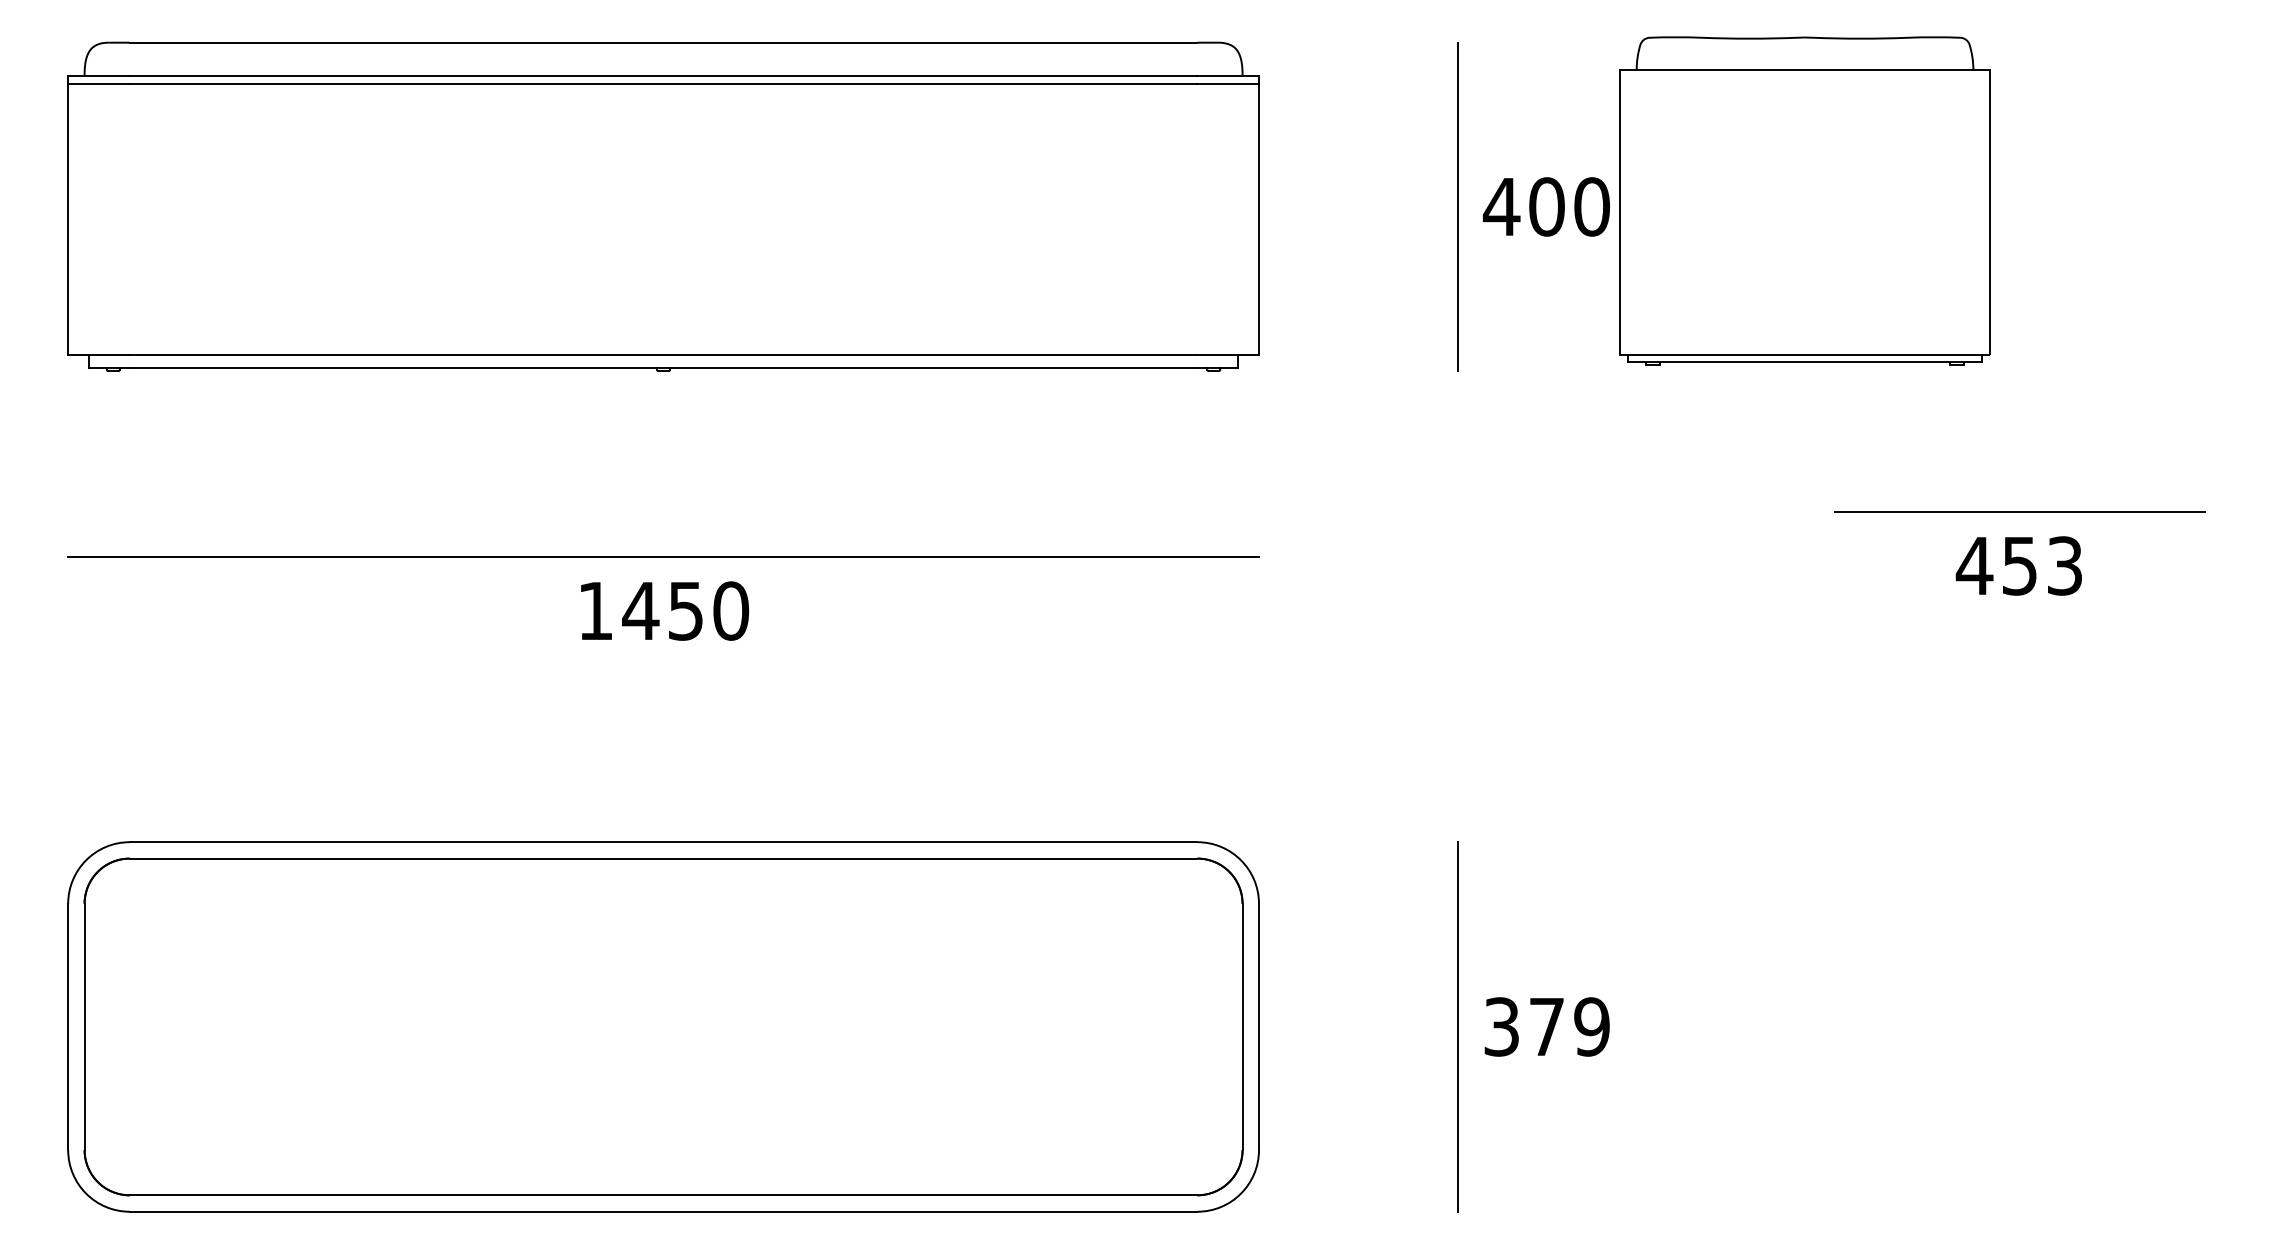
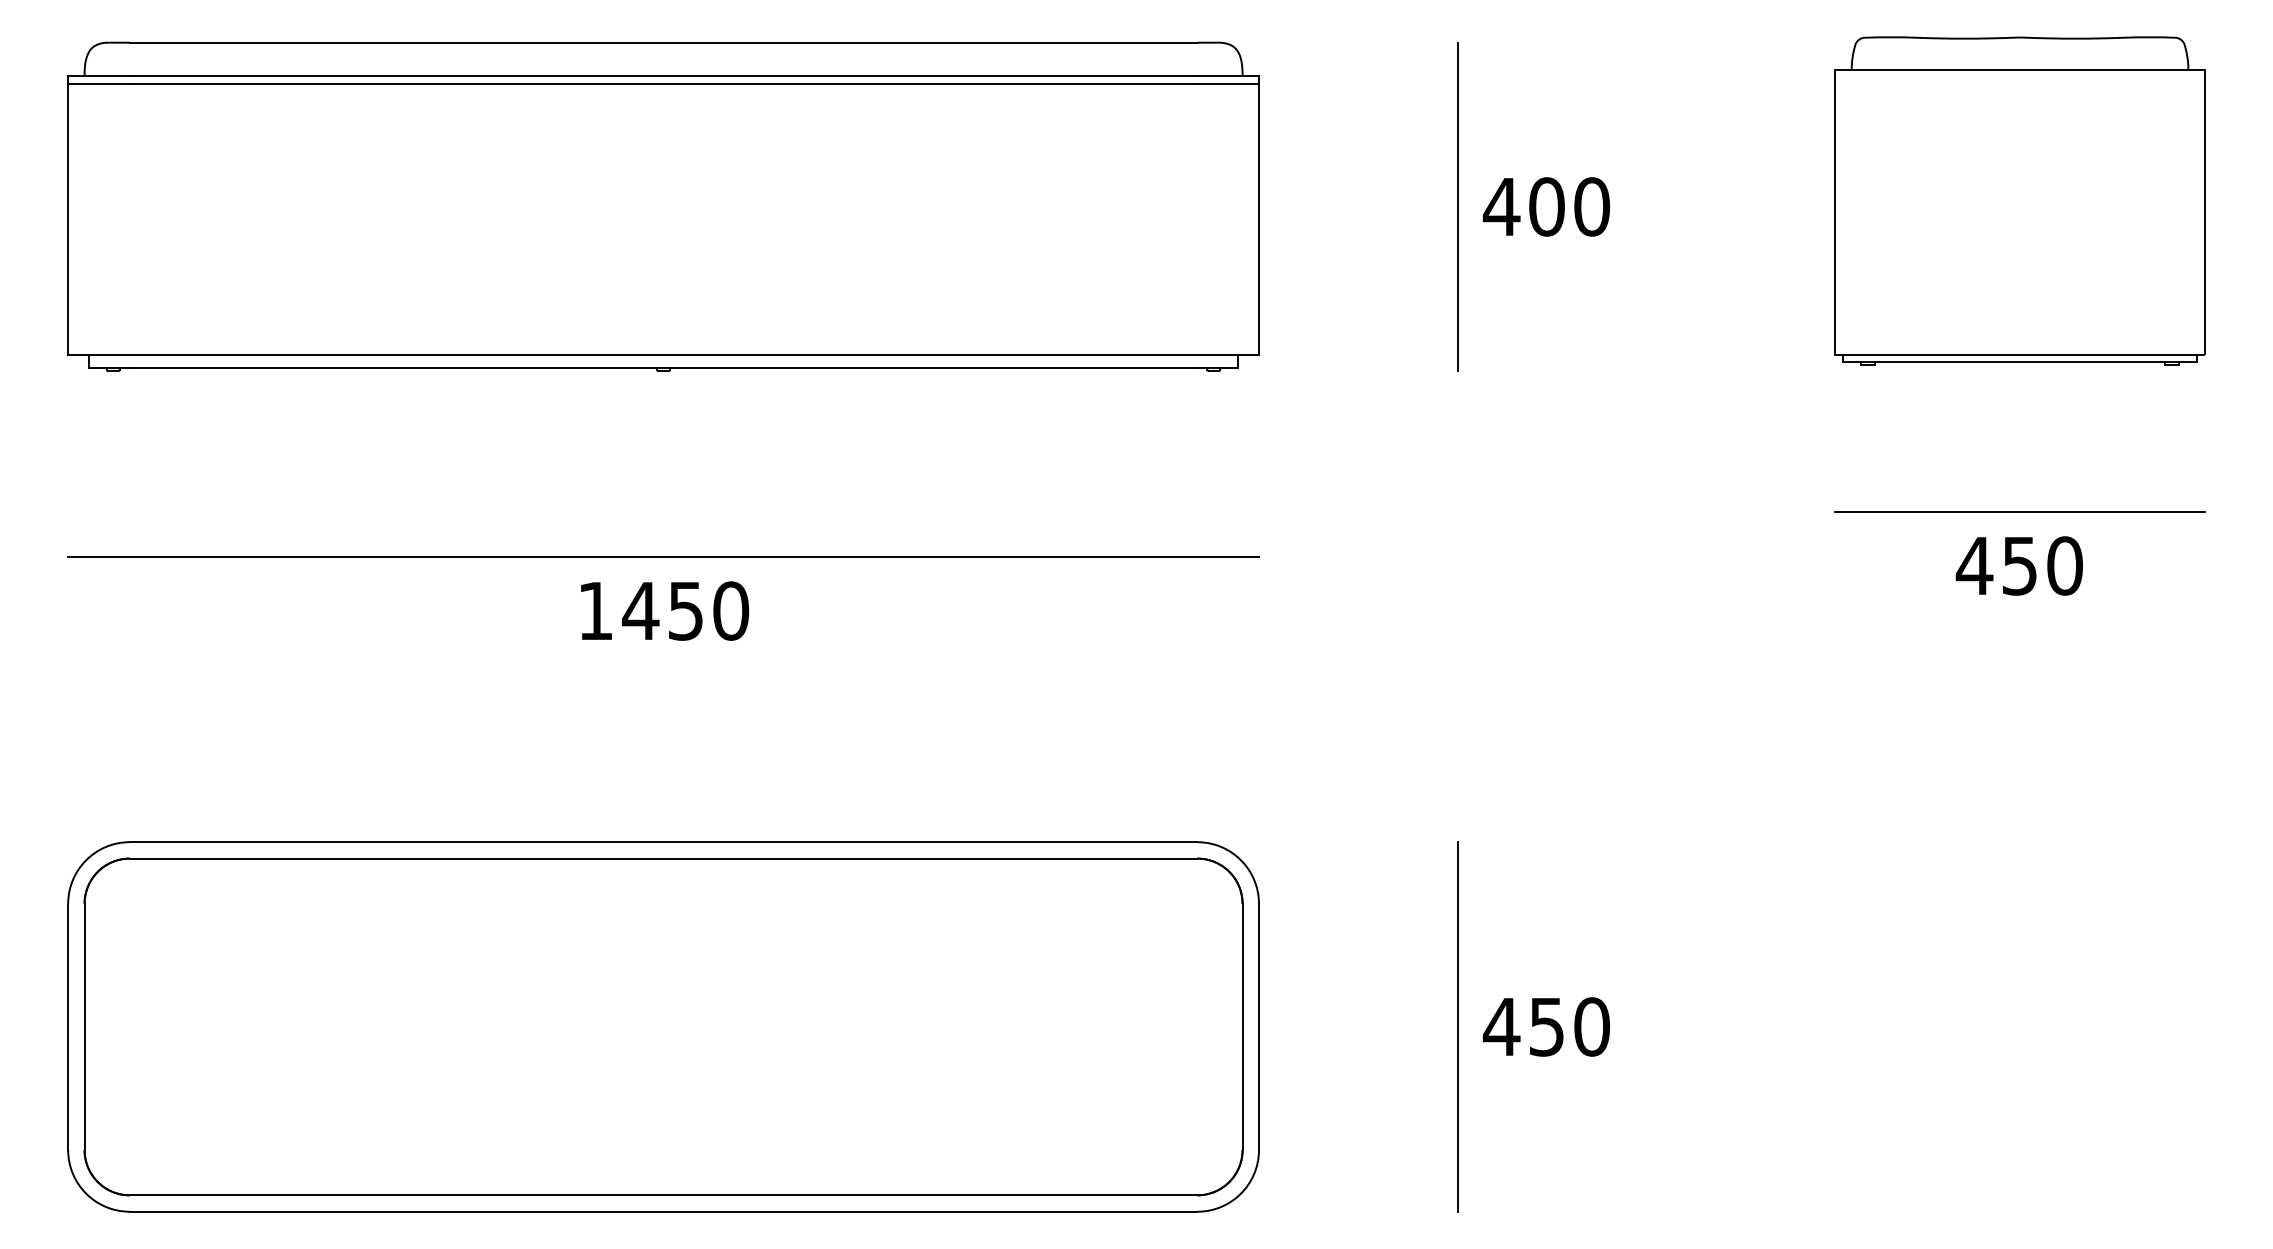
part position: (1804, 200) -> (2019, 200) (2019, 200)
text: 453 -> 450 (2064, 565)
text: 379 -> 450 (1545, 1026)
